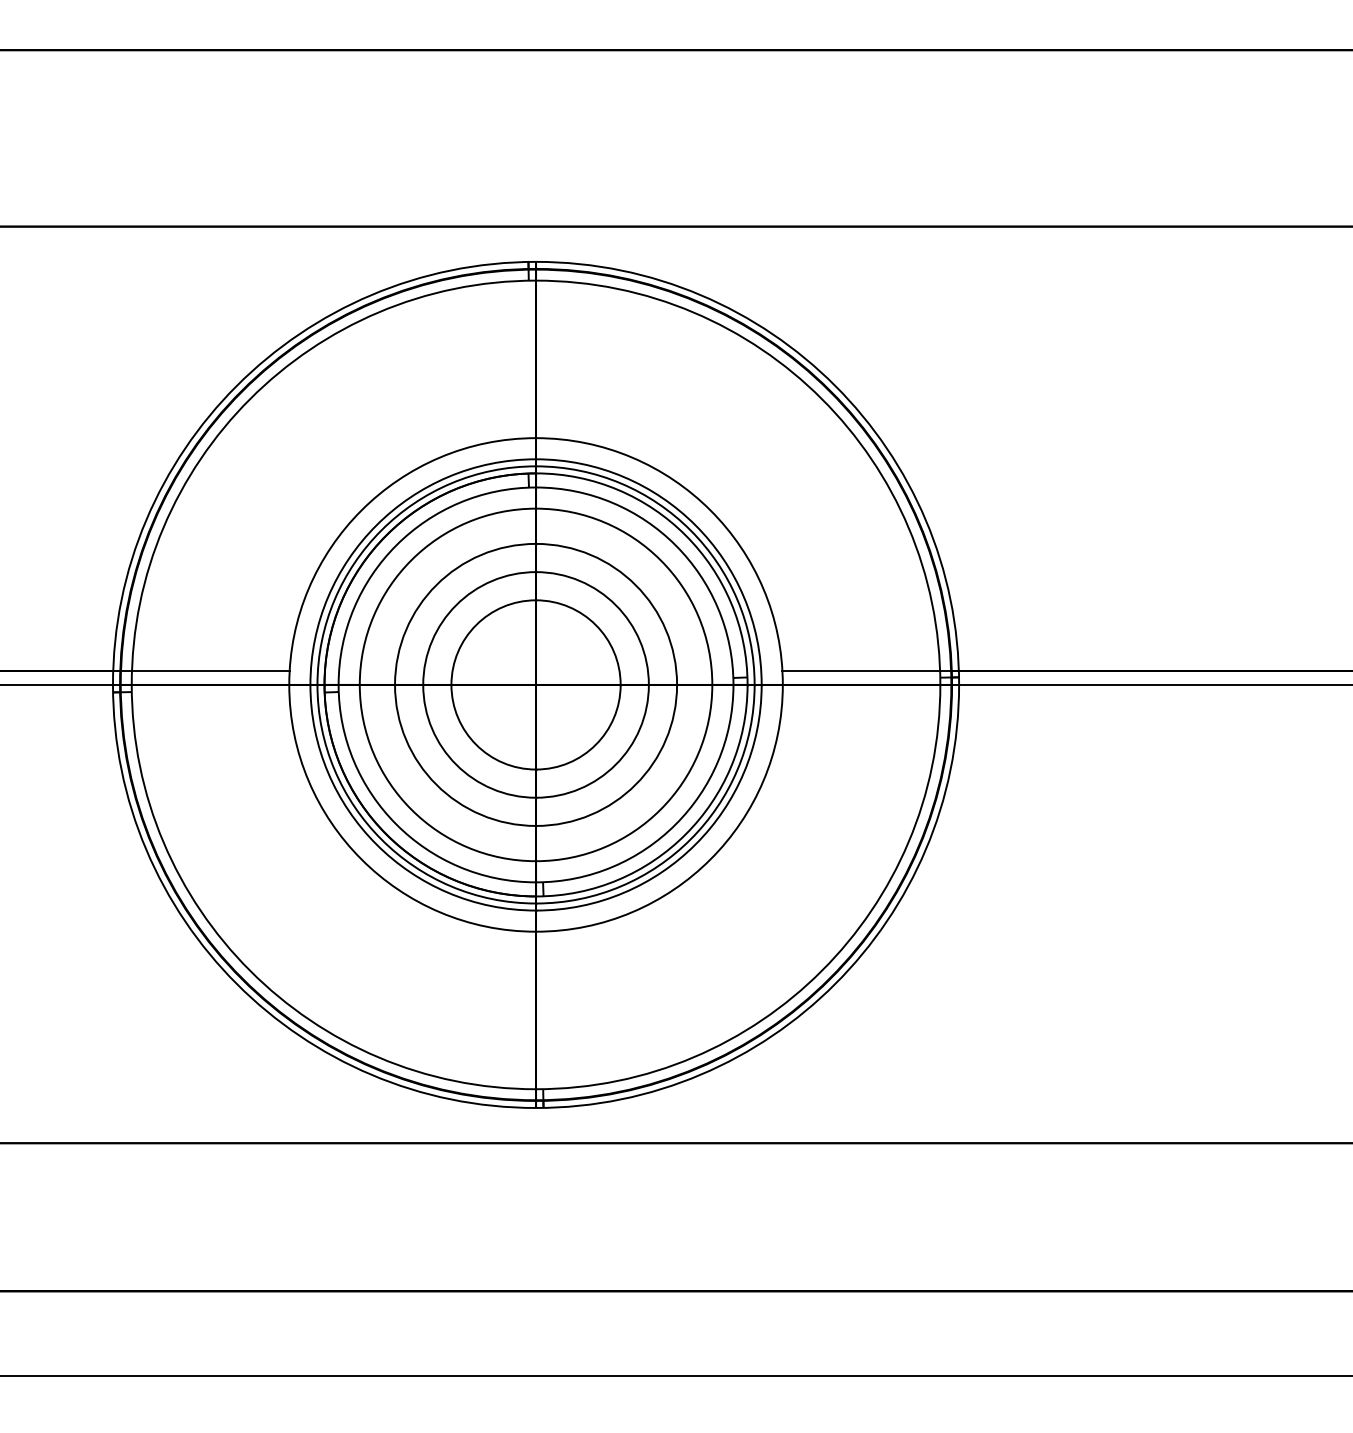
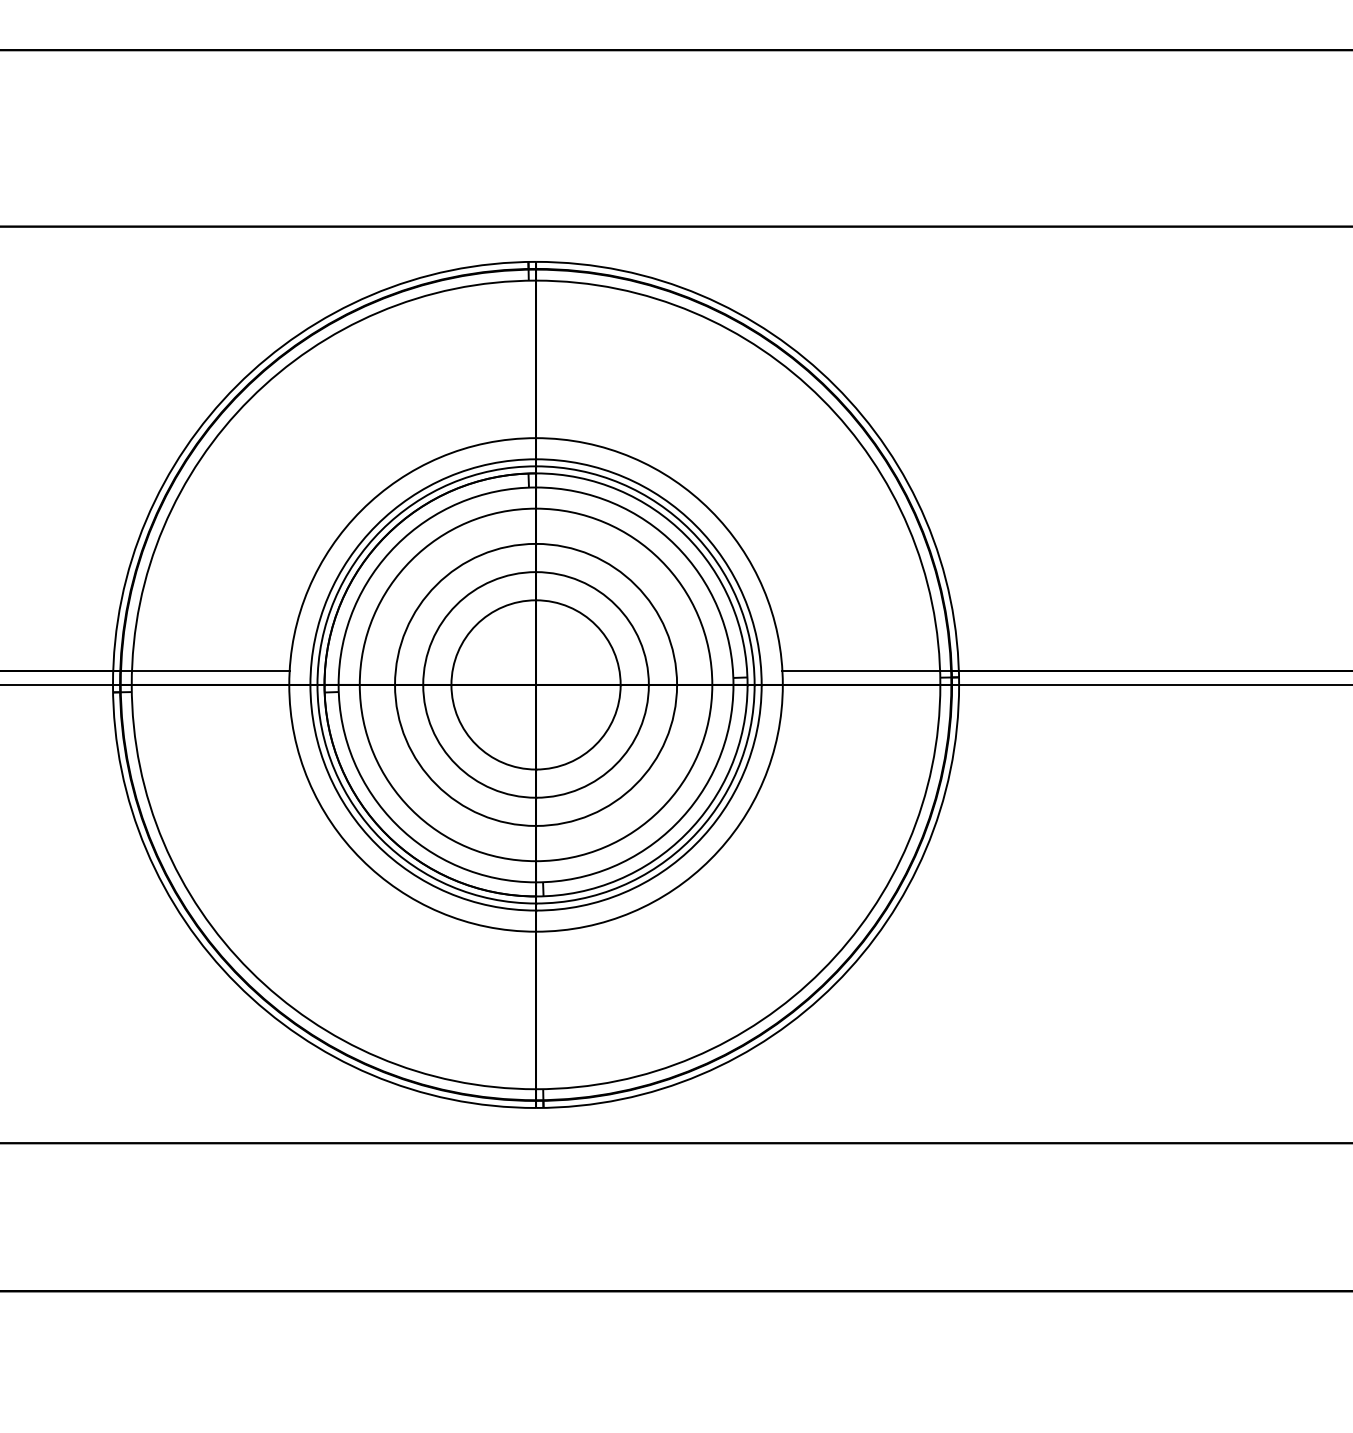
line: present -> none (675, 1375)
